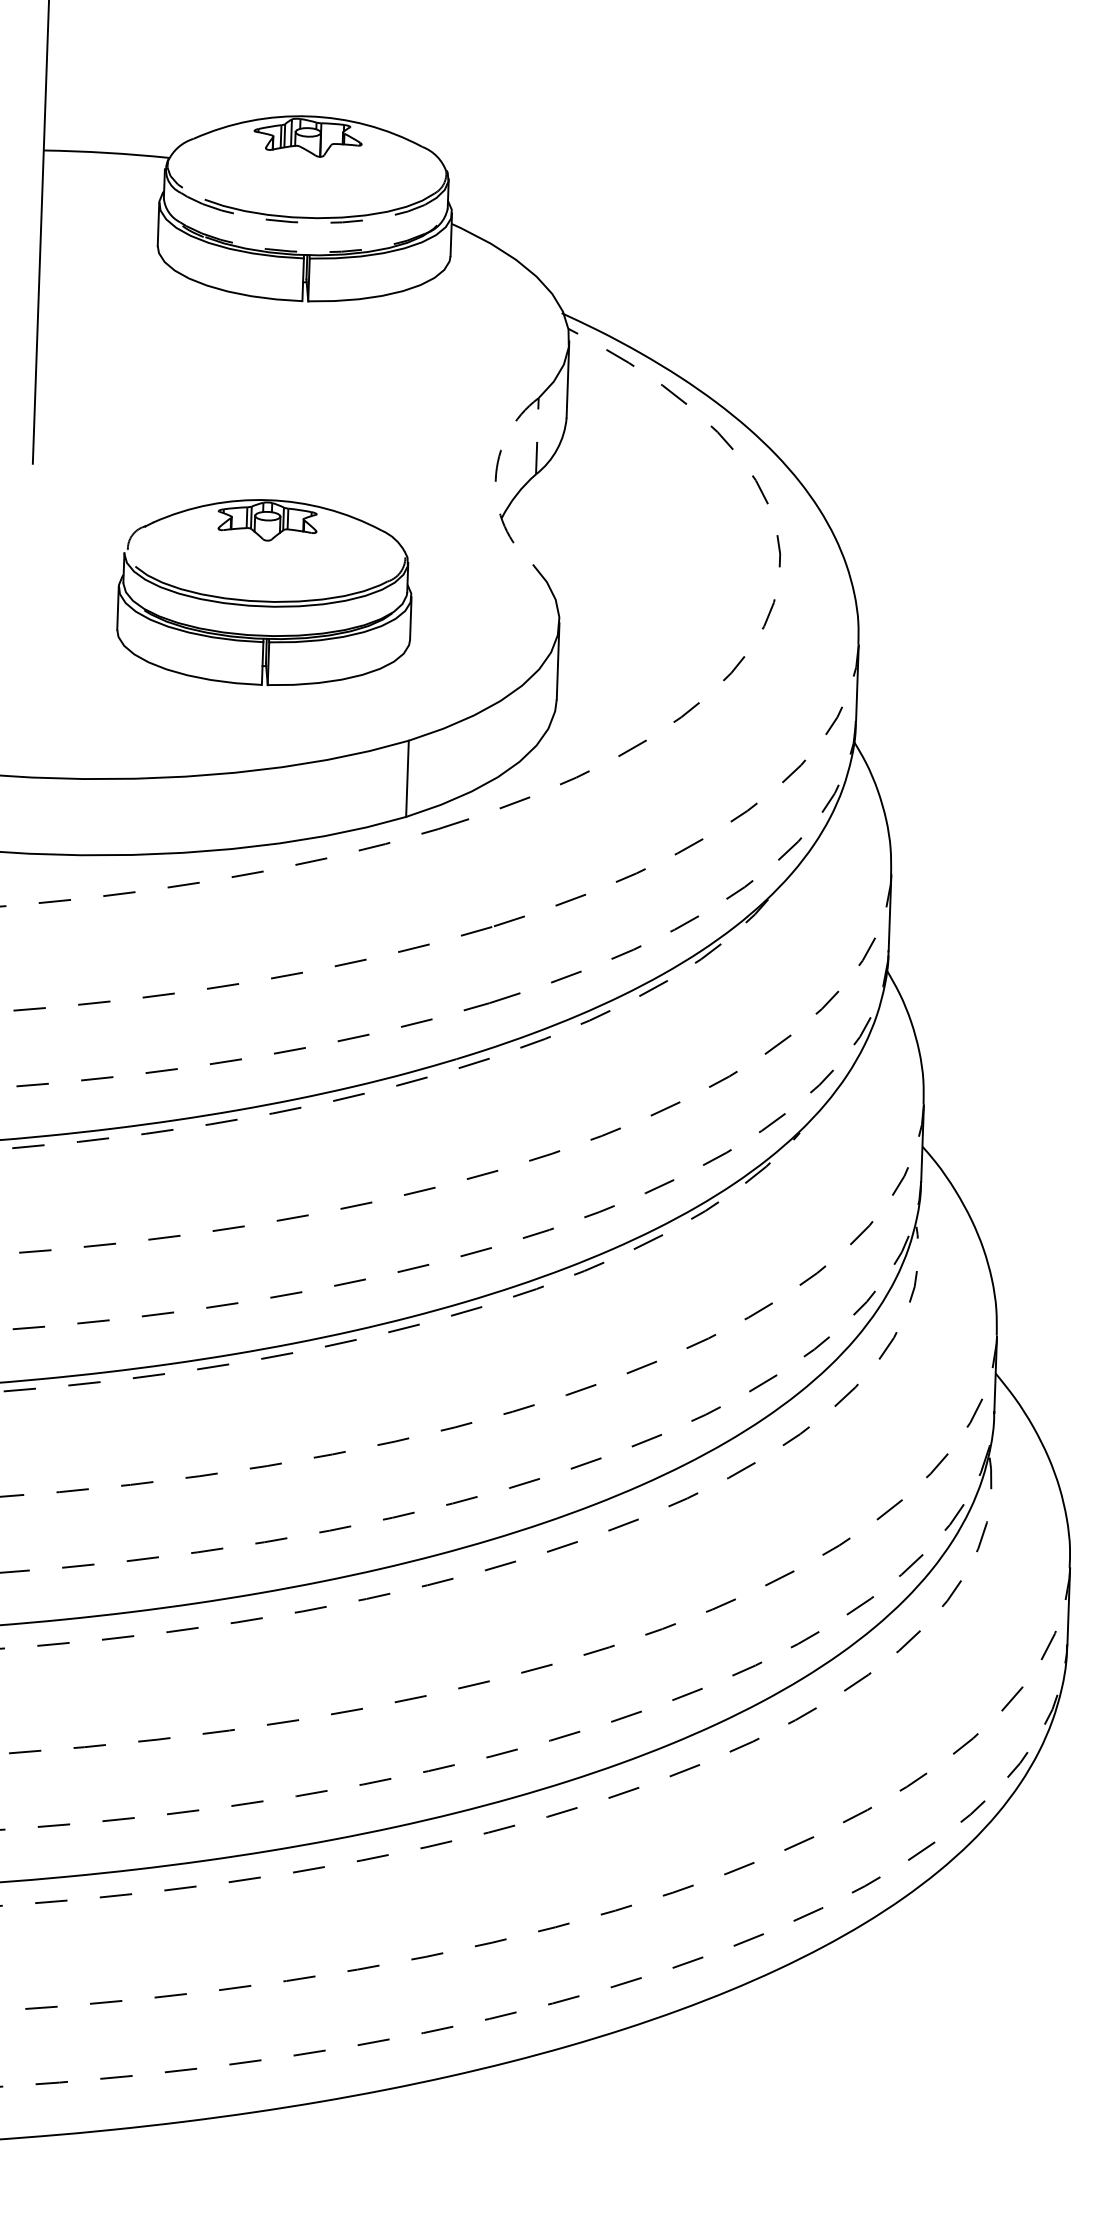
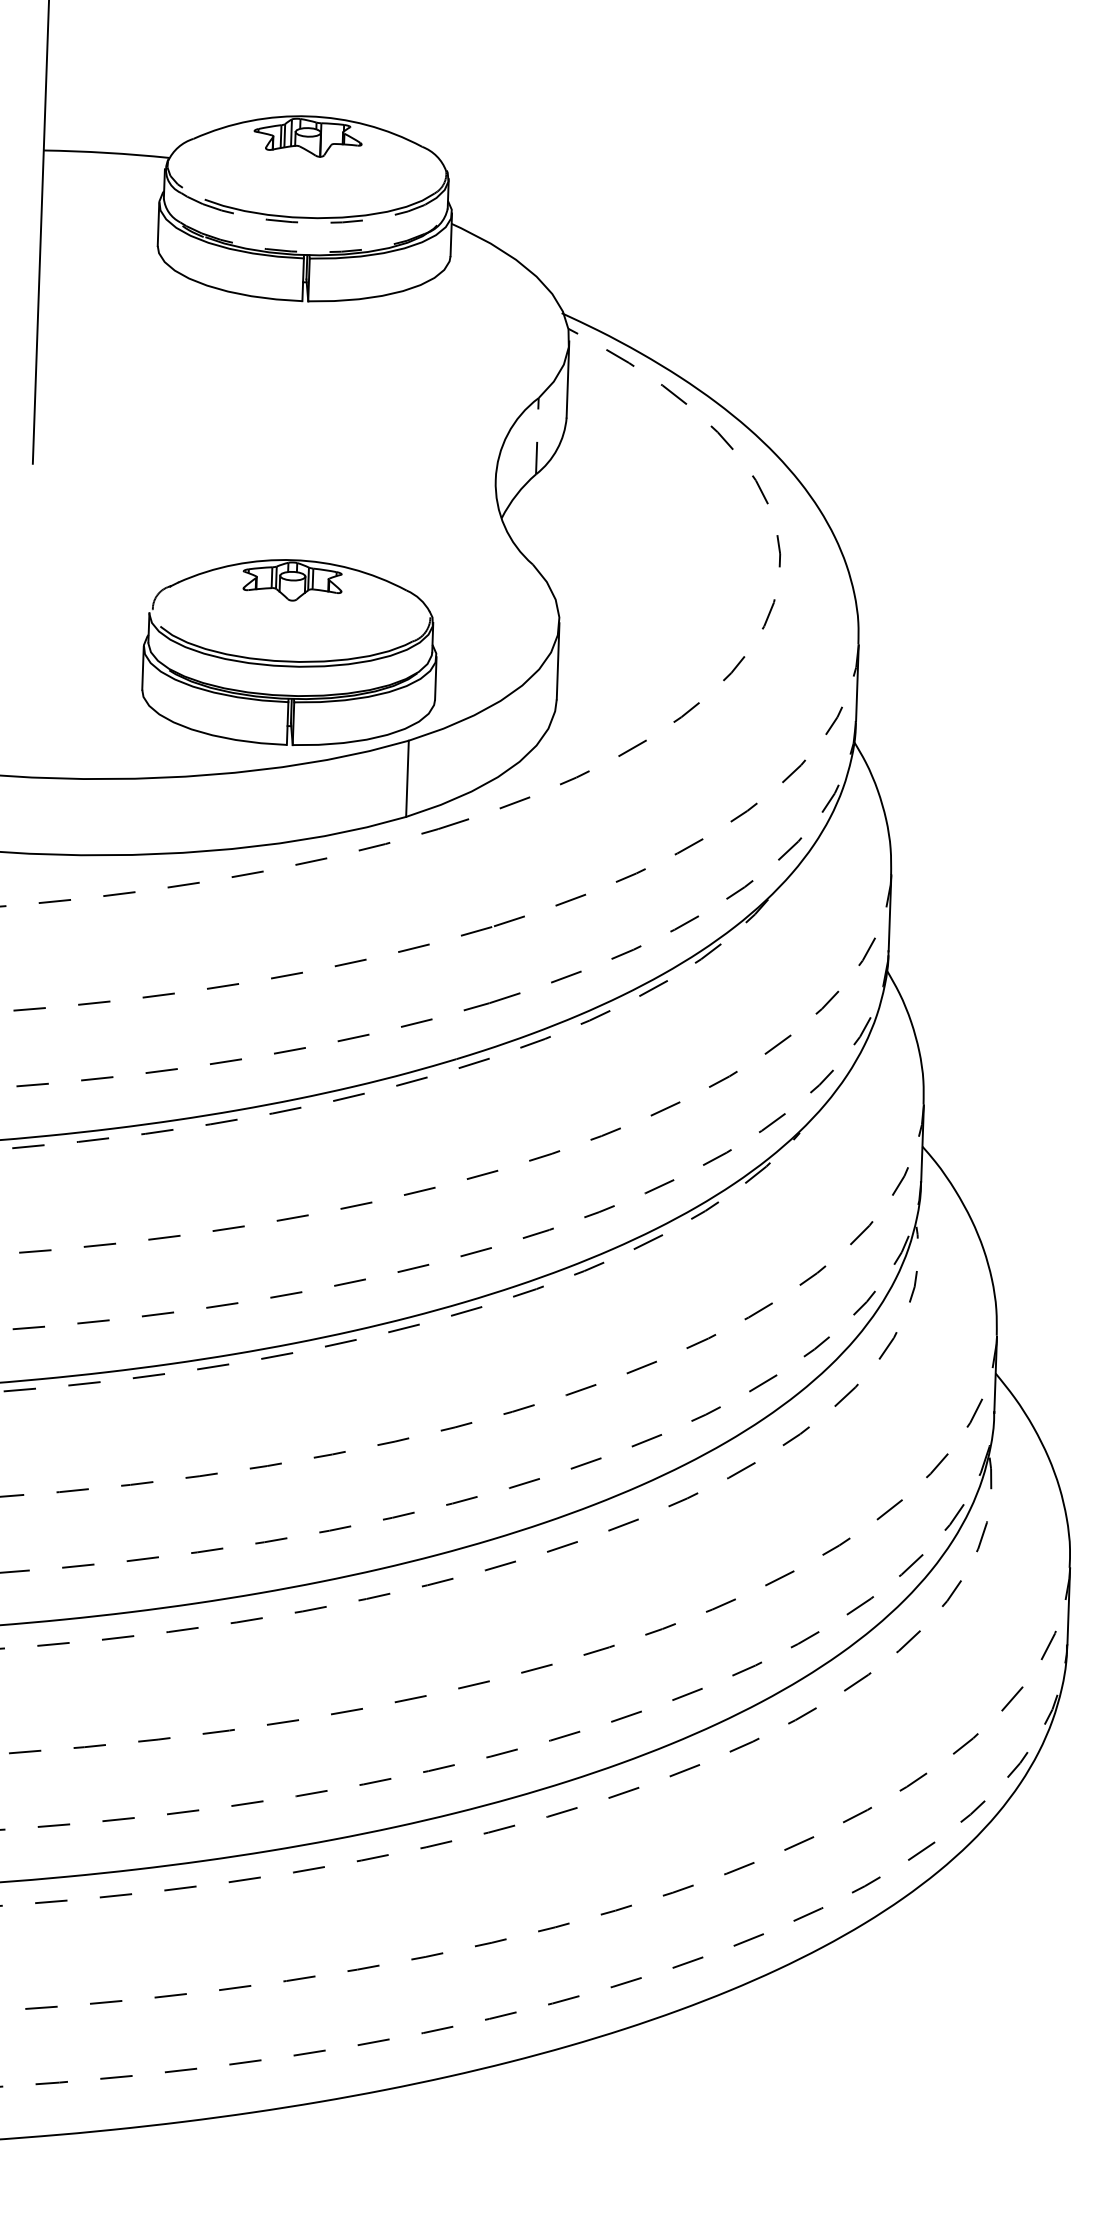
arc: dashed -> solid (495, 479)
part position: (264, 600) -> (289, 660) (289, 660)
